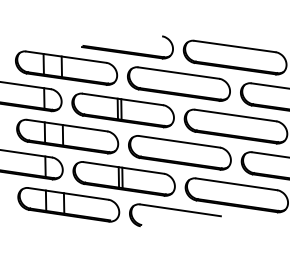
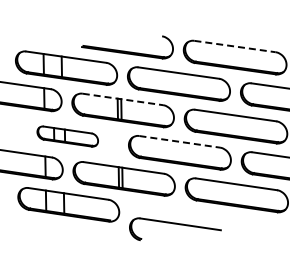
line: solid -> dashed (234, 46)
line: solid -> dashed (122, 99)
part size: 104x37 px -> 63x23 px (67, 136)
line: solid -> dashed (179, 141)
part position: (175, 215) -> (175, 229) (175, 229)
